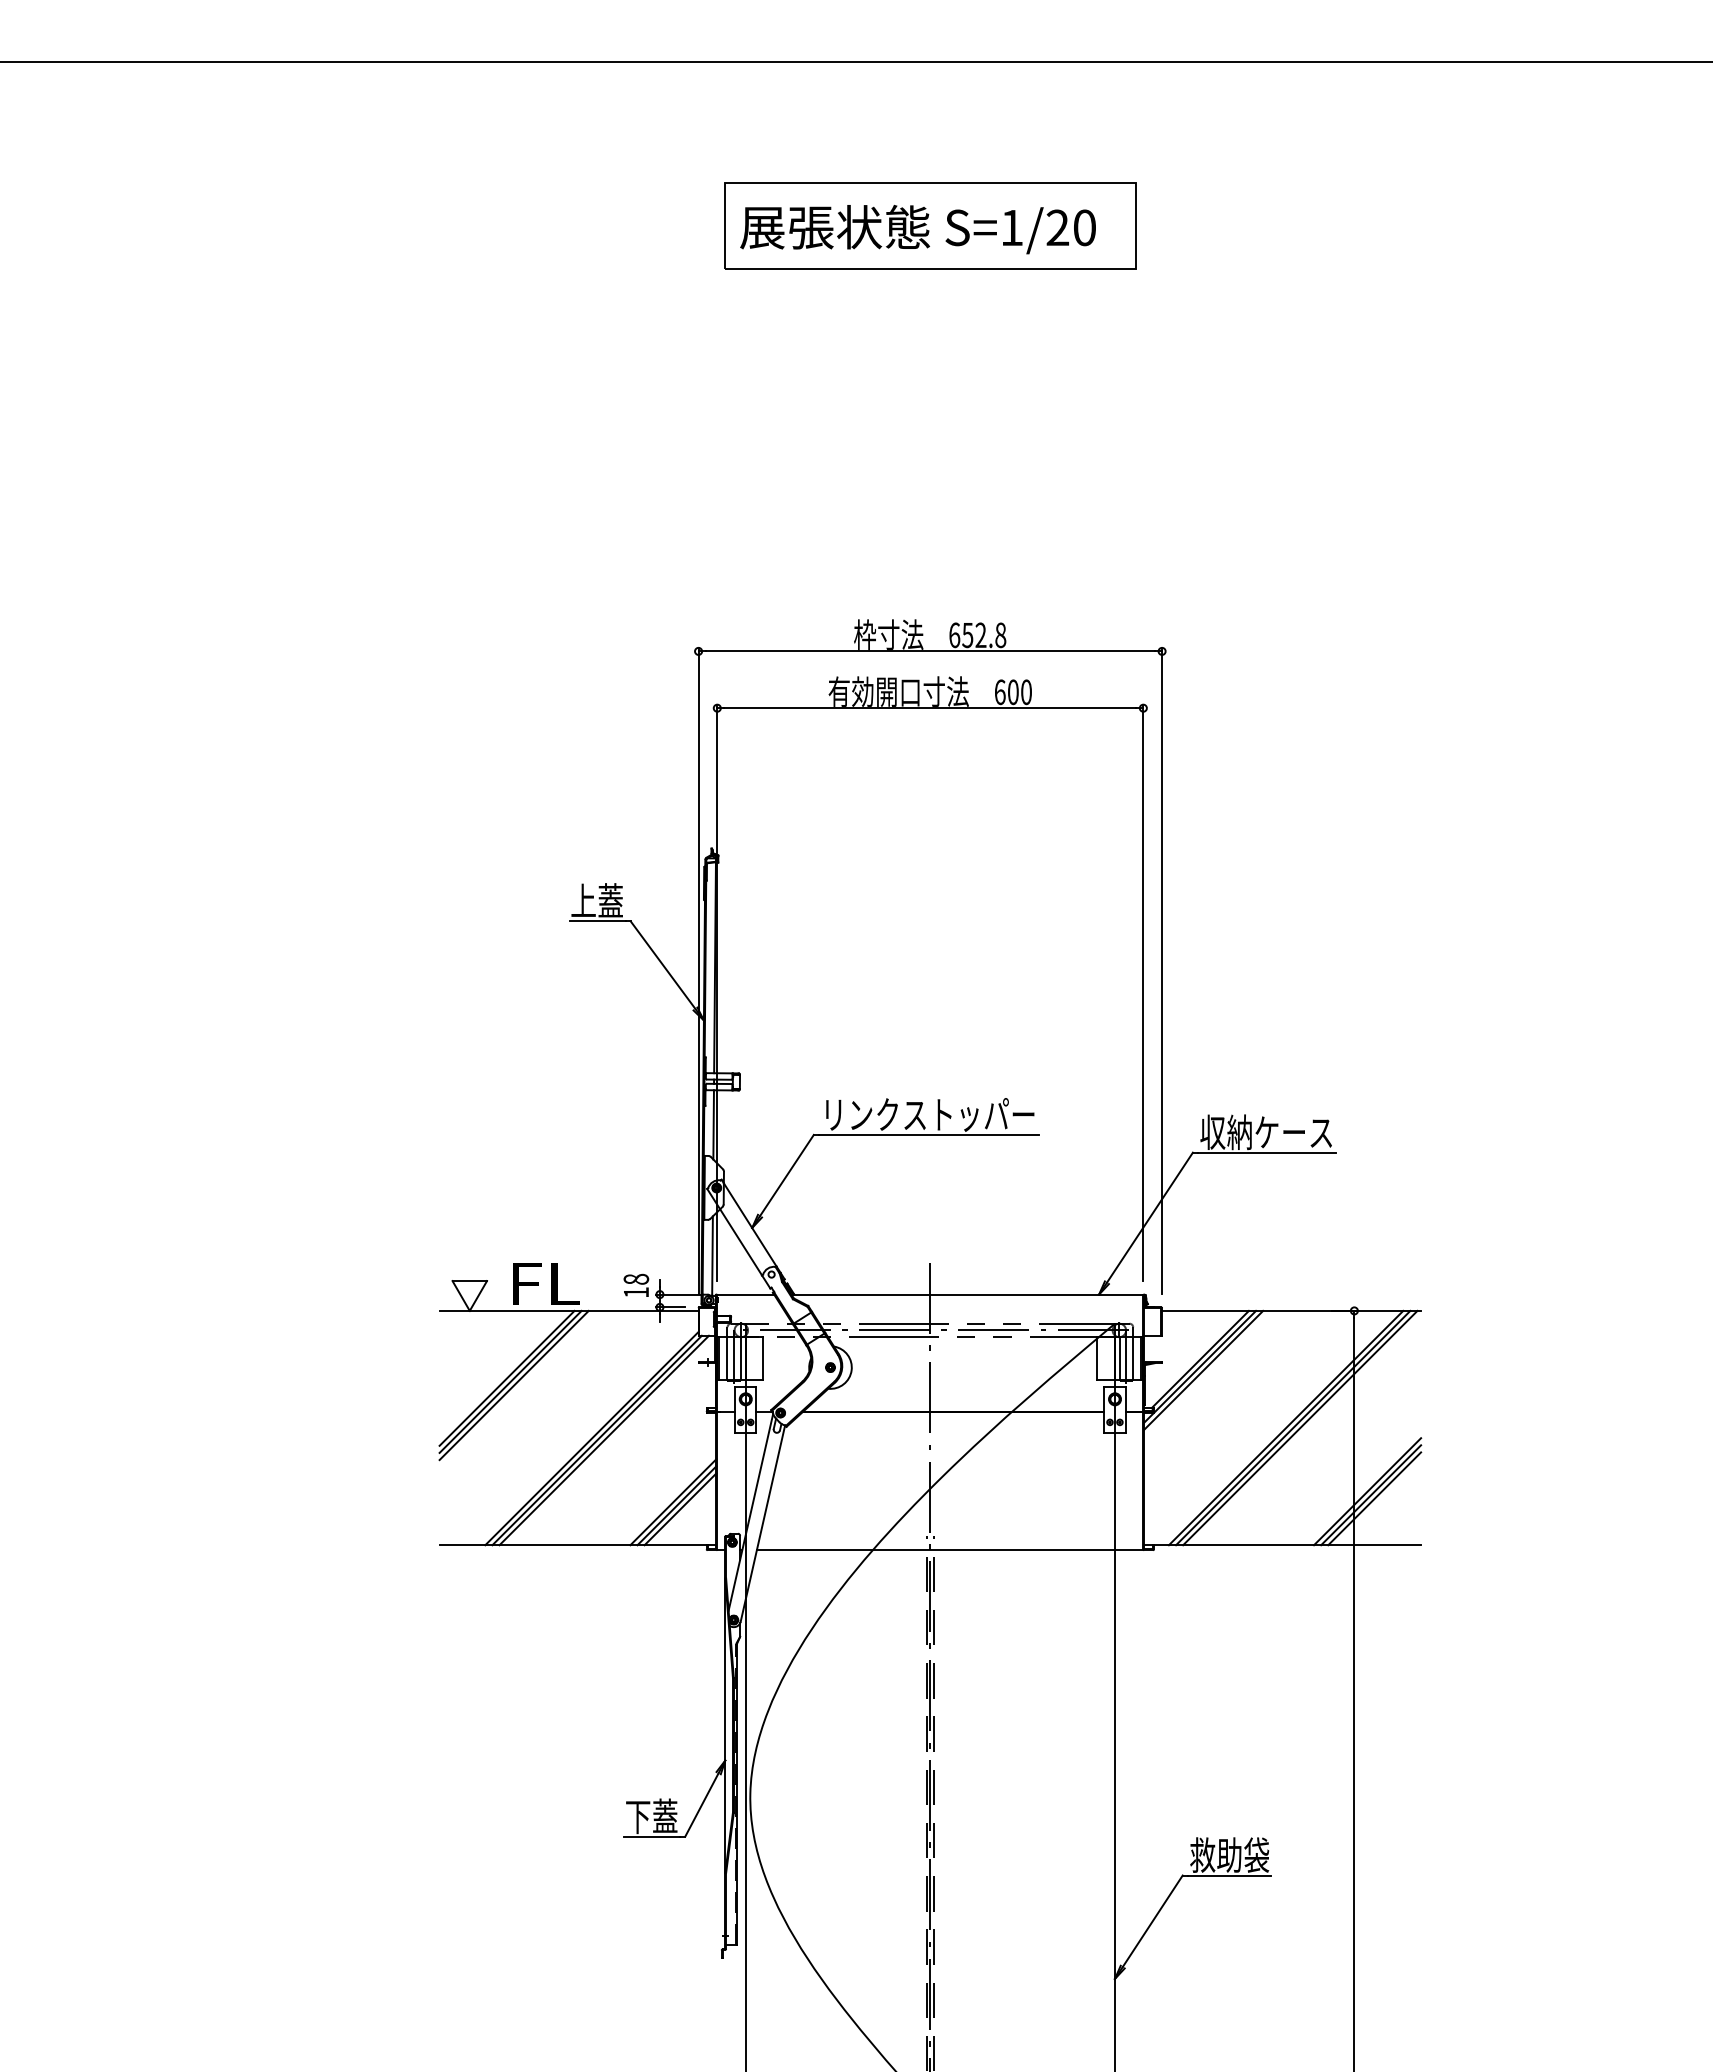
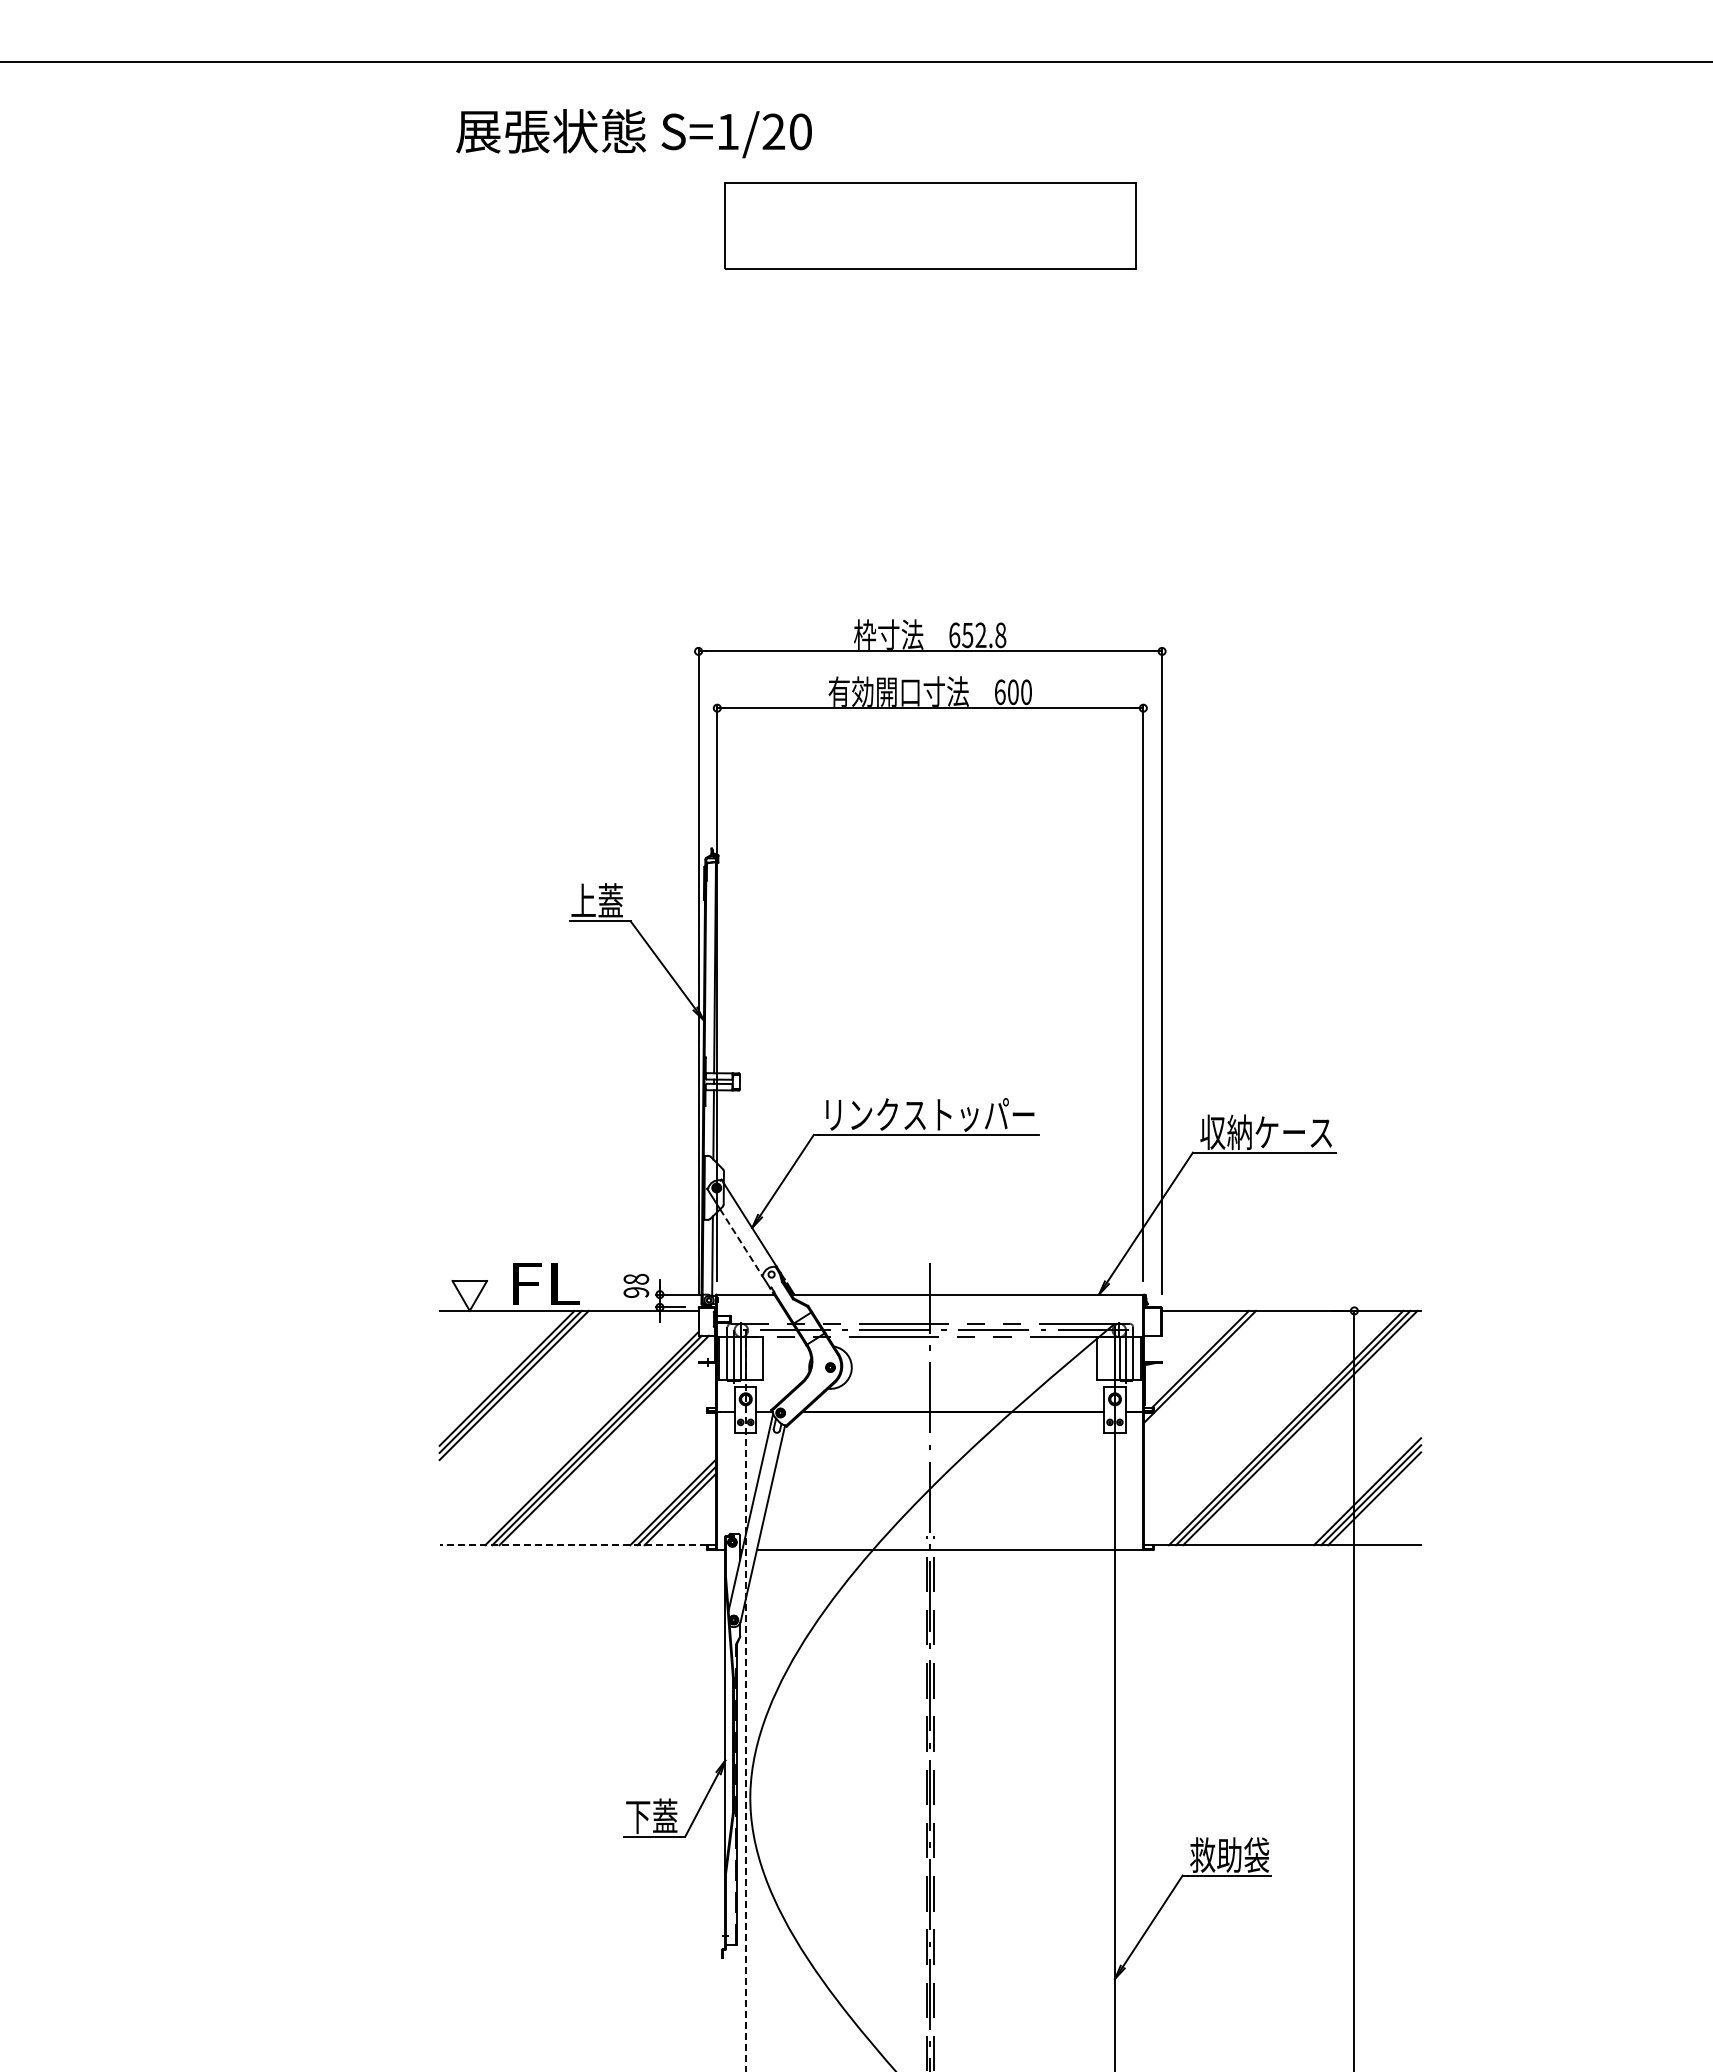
text position: (917, 229) -> (633, 133) (633, 133)
line: solid -> dashed (741, 1242)
text: 18 -> 98 (636, 1292)
line: present -> none (1203, 1369)
line: solid -> dashed (573, 1545)
line: solid -> dashed (745, 1697)
